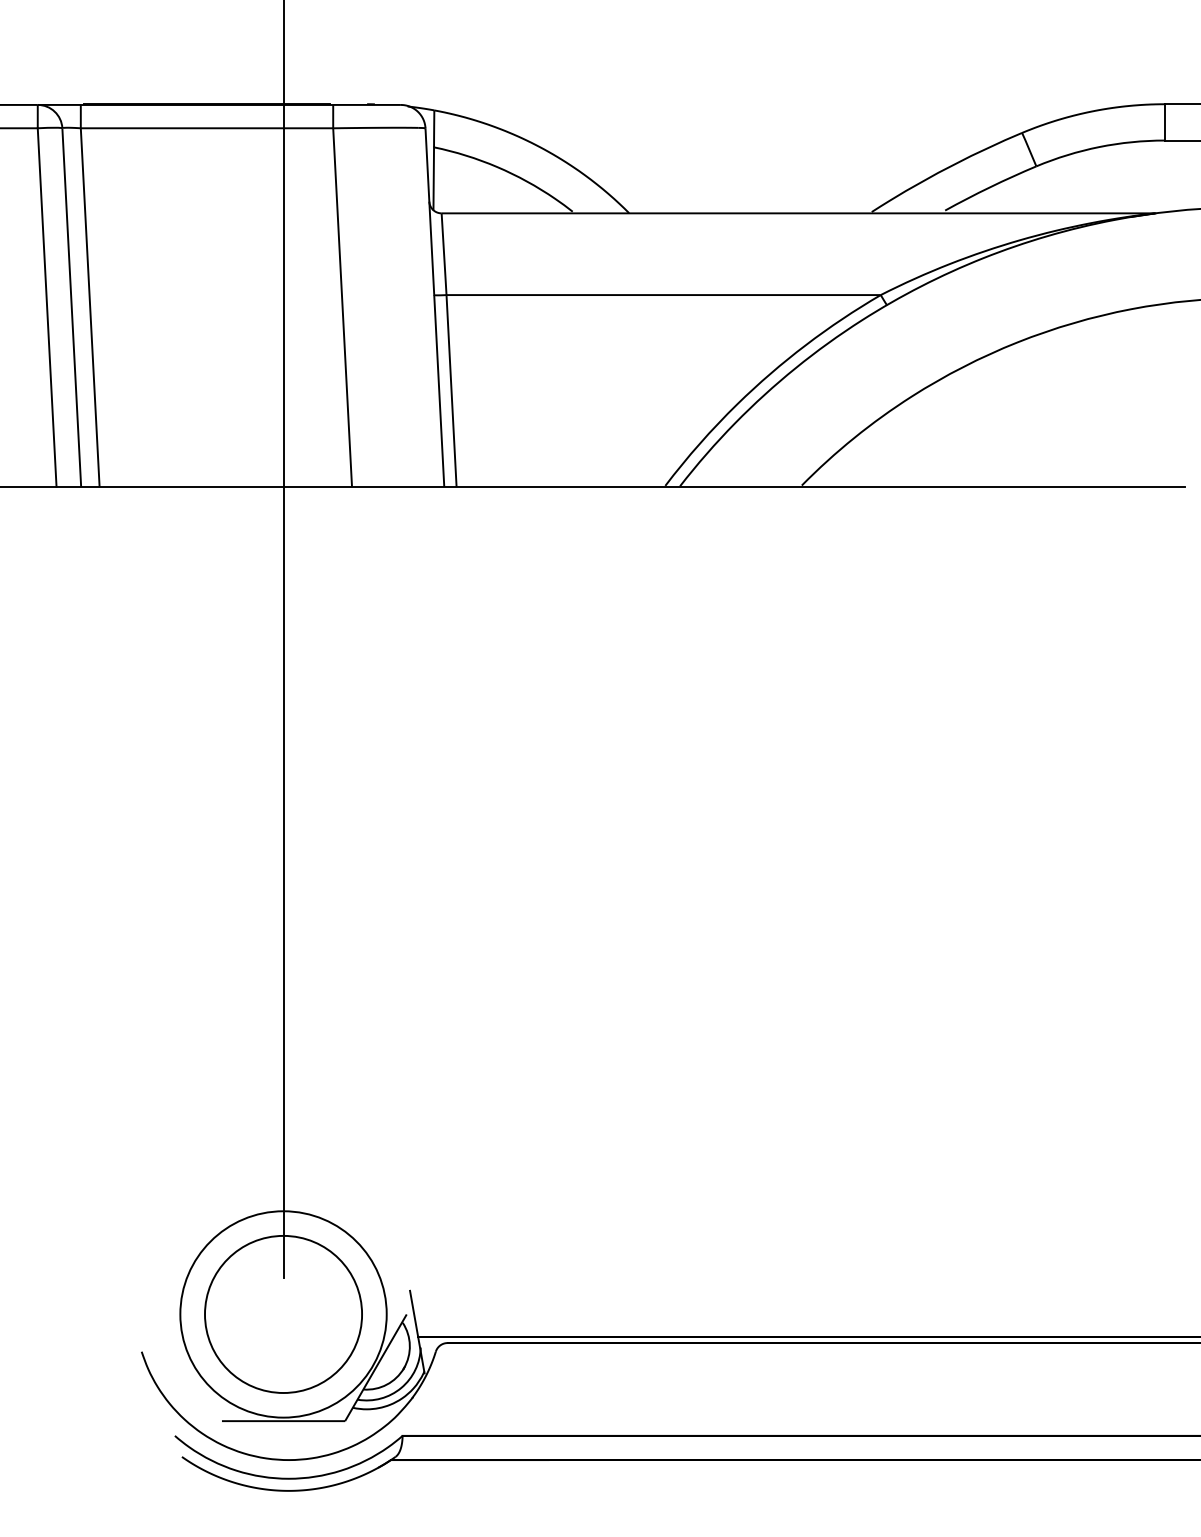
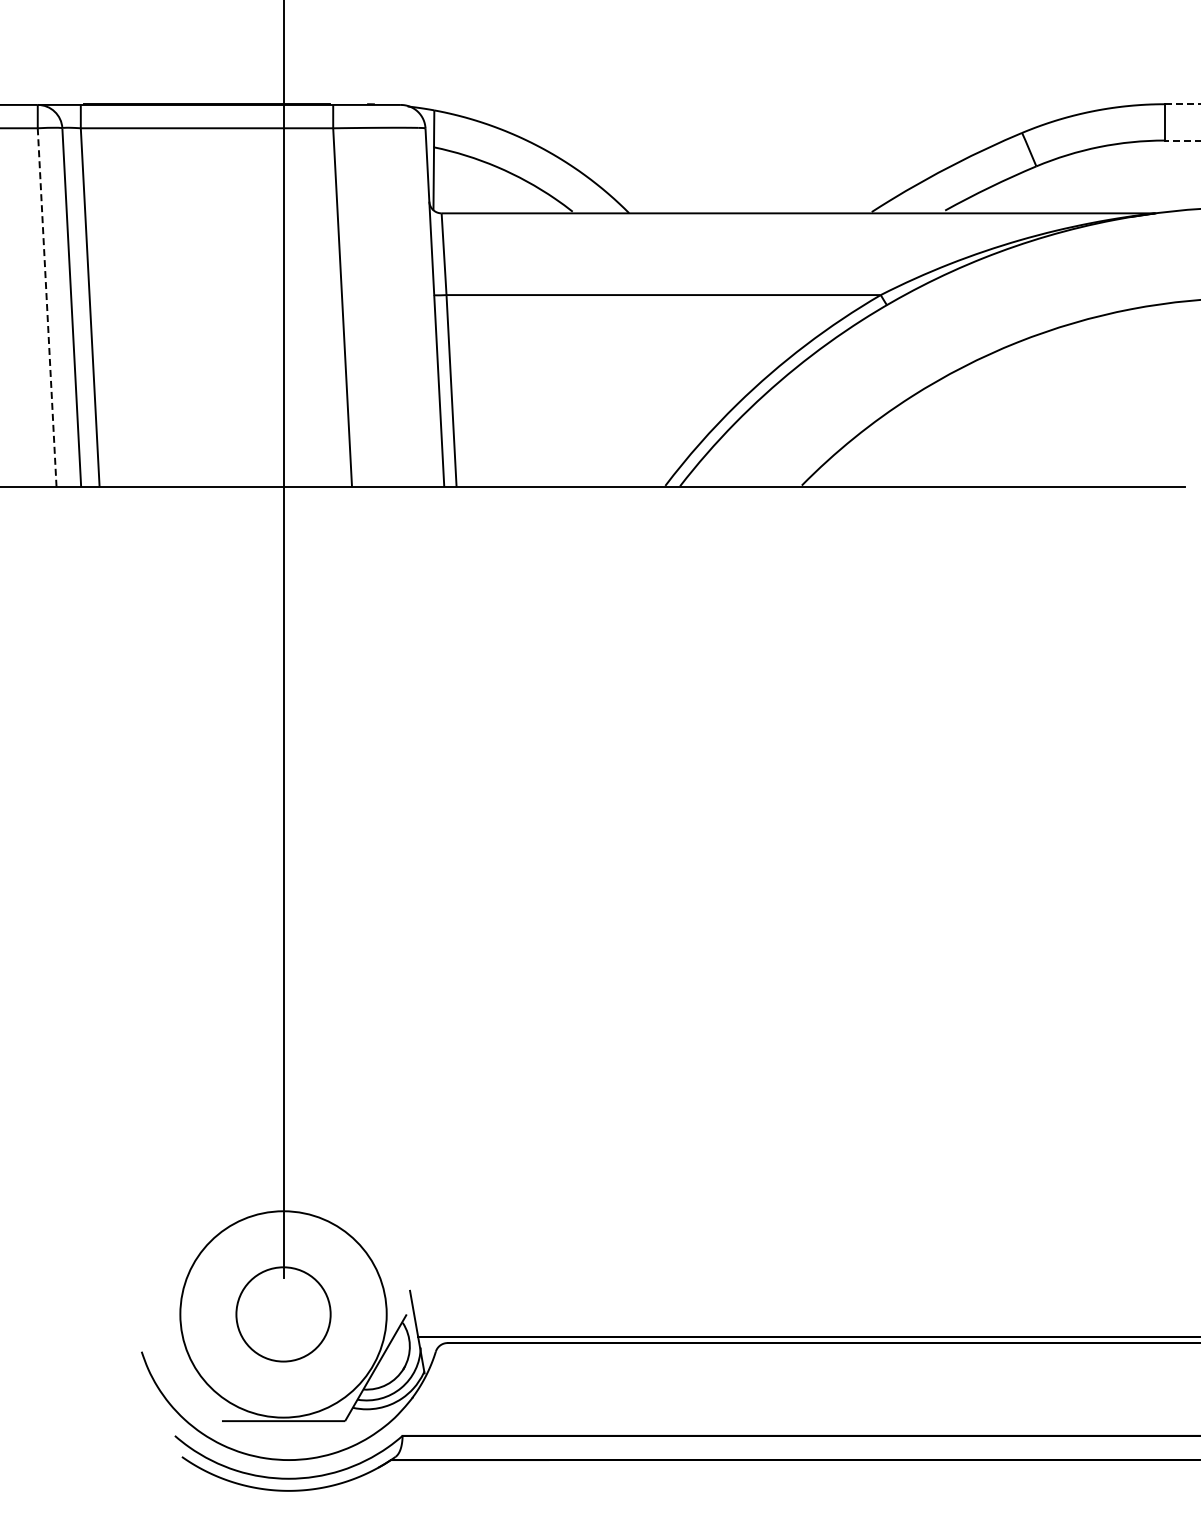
line: solid -> dashed (1182, 104)
line: solid -> dashed (1182, 140)
line: solid -> dashed (47, 307)
circle diameter: 157 px -> 94 px (283, 1314)
